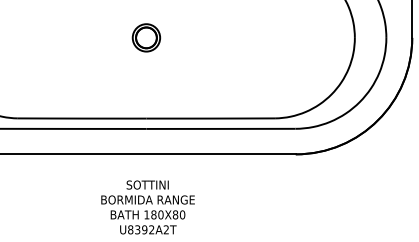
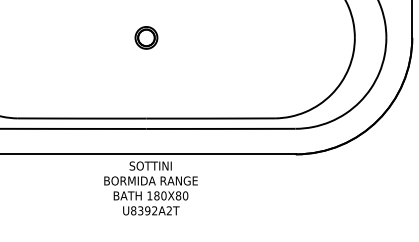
part size: 31x30 px -> 25x24 px (146, 37)
text position: (147, 207) -> (150, 188) (150, 188)
